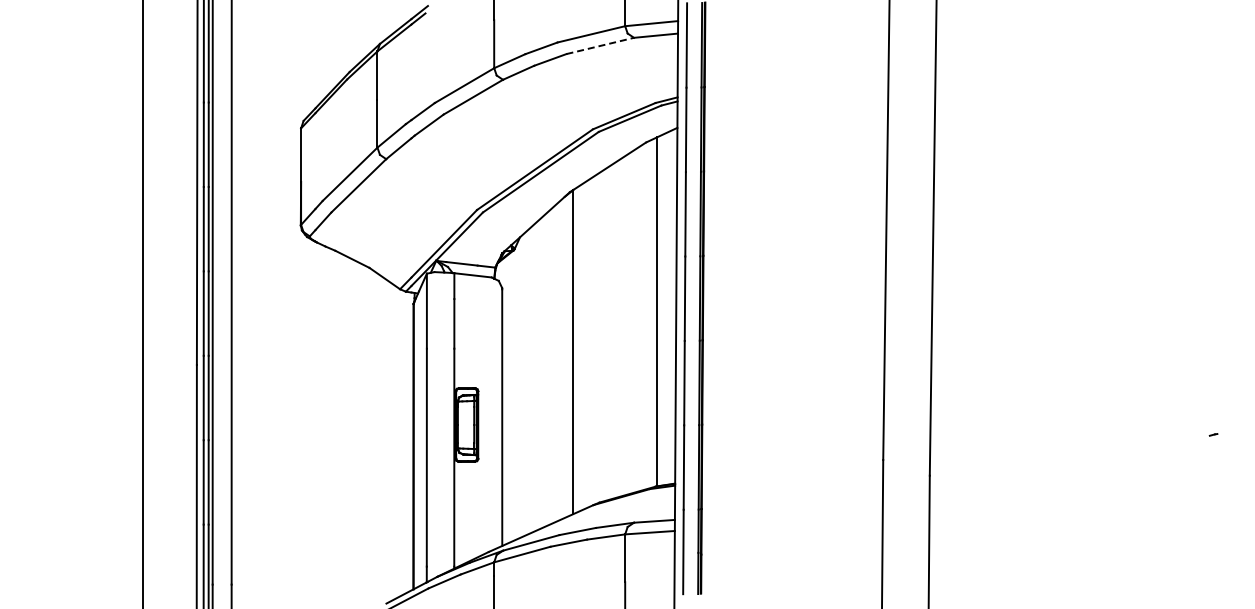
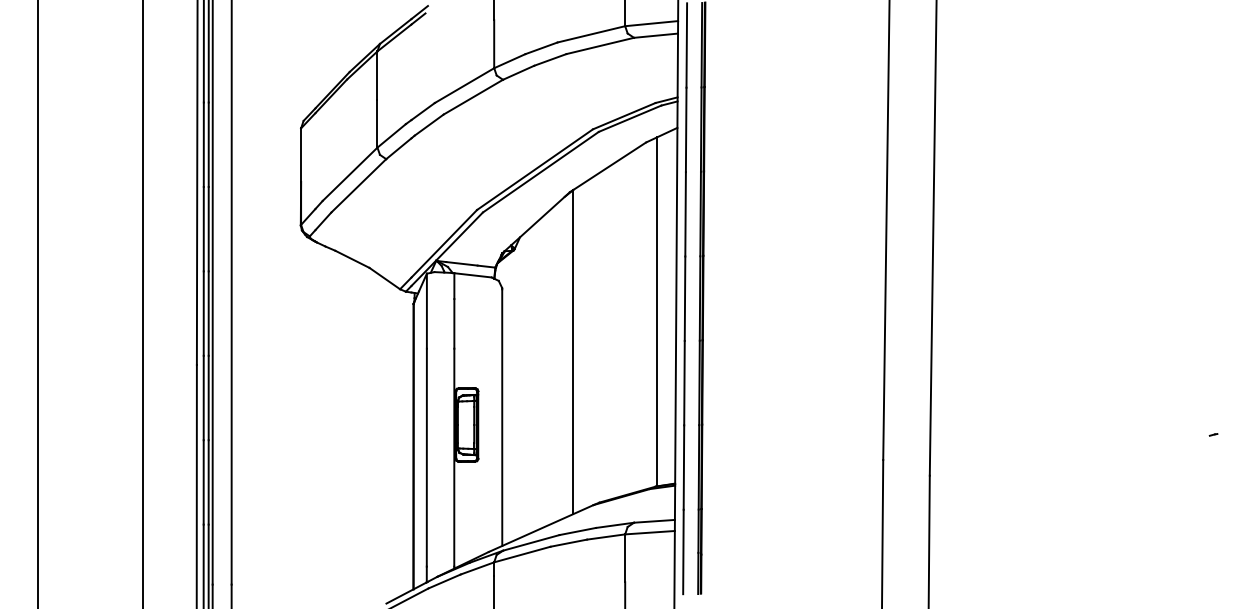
line: dashed -> solid (600, 45)
line: none -> present (37, 303)
